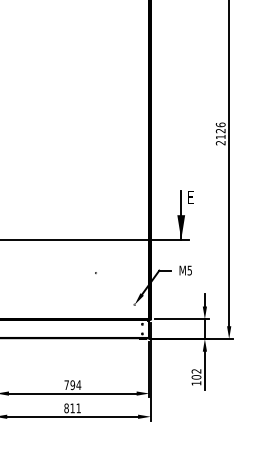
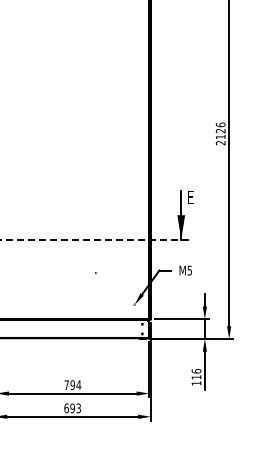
line: solid -> dashed (94, 239)
text: 102 -> 116 (196, 374)
text: 811 -> 693 (72, 408)
